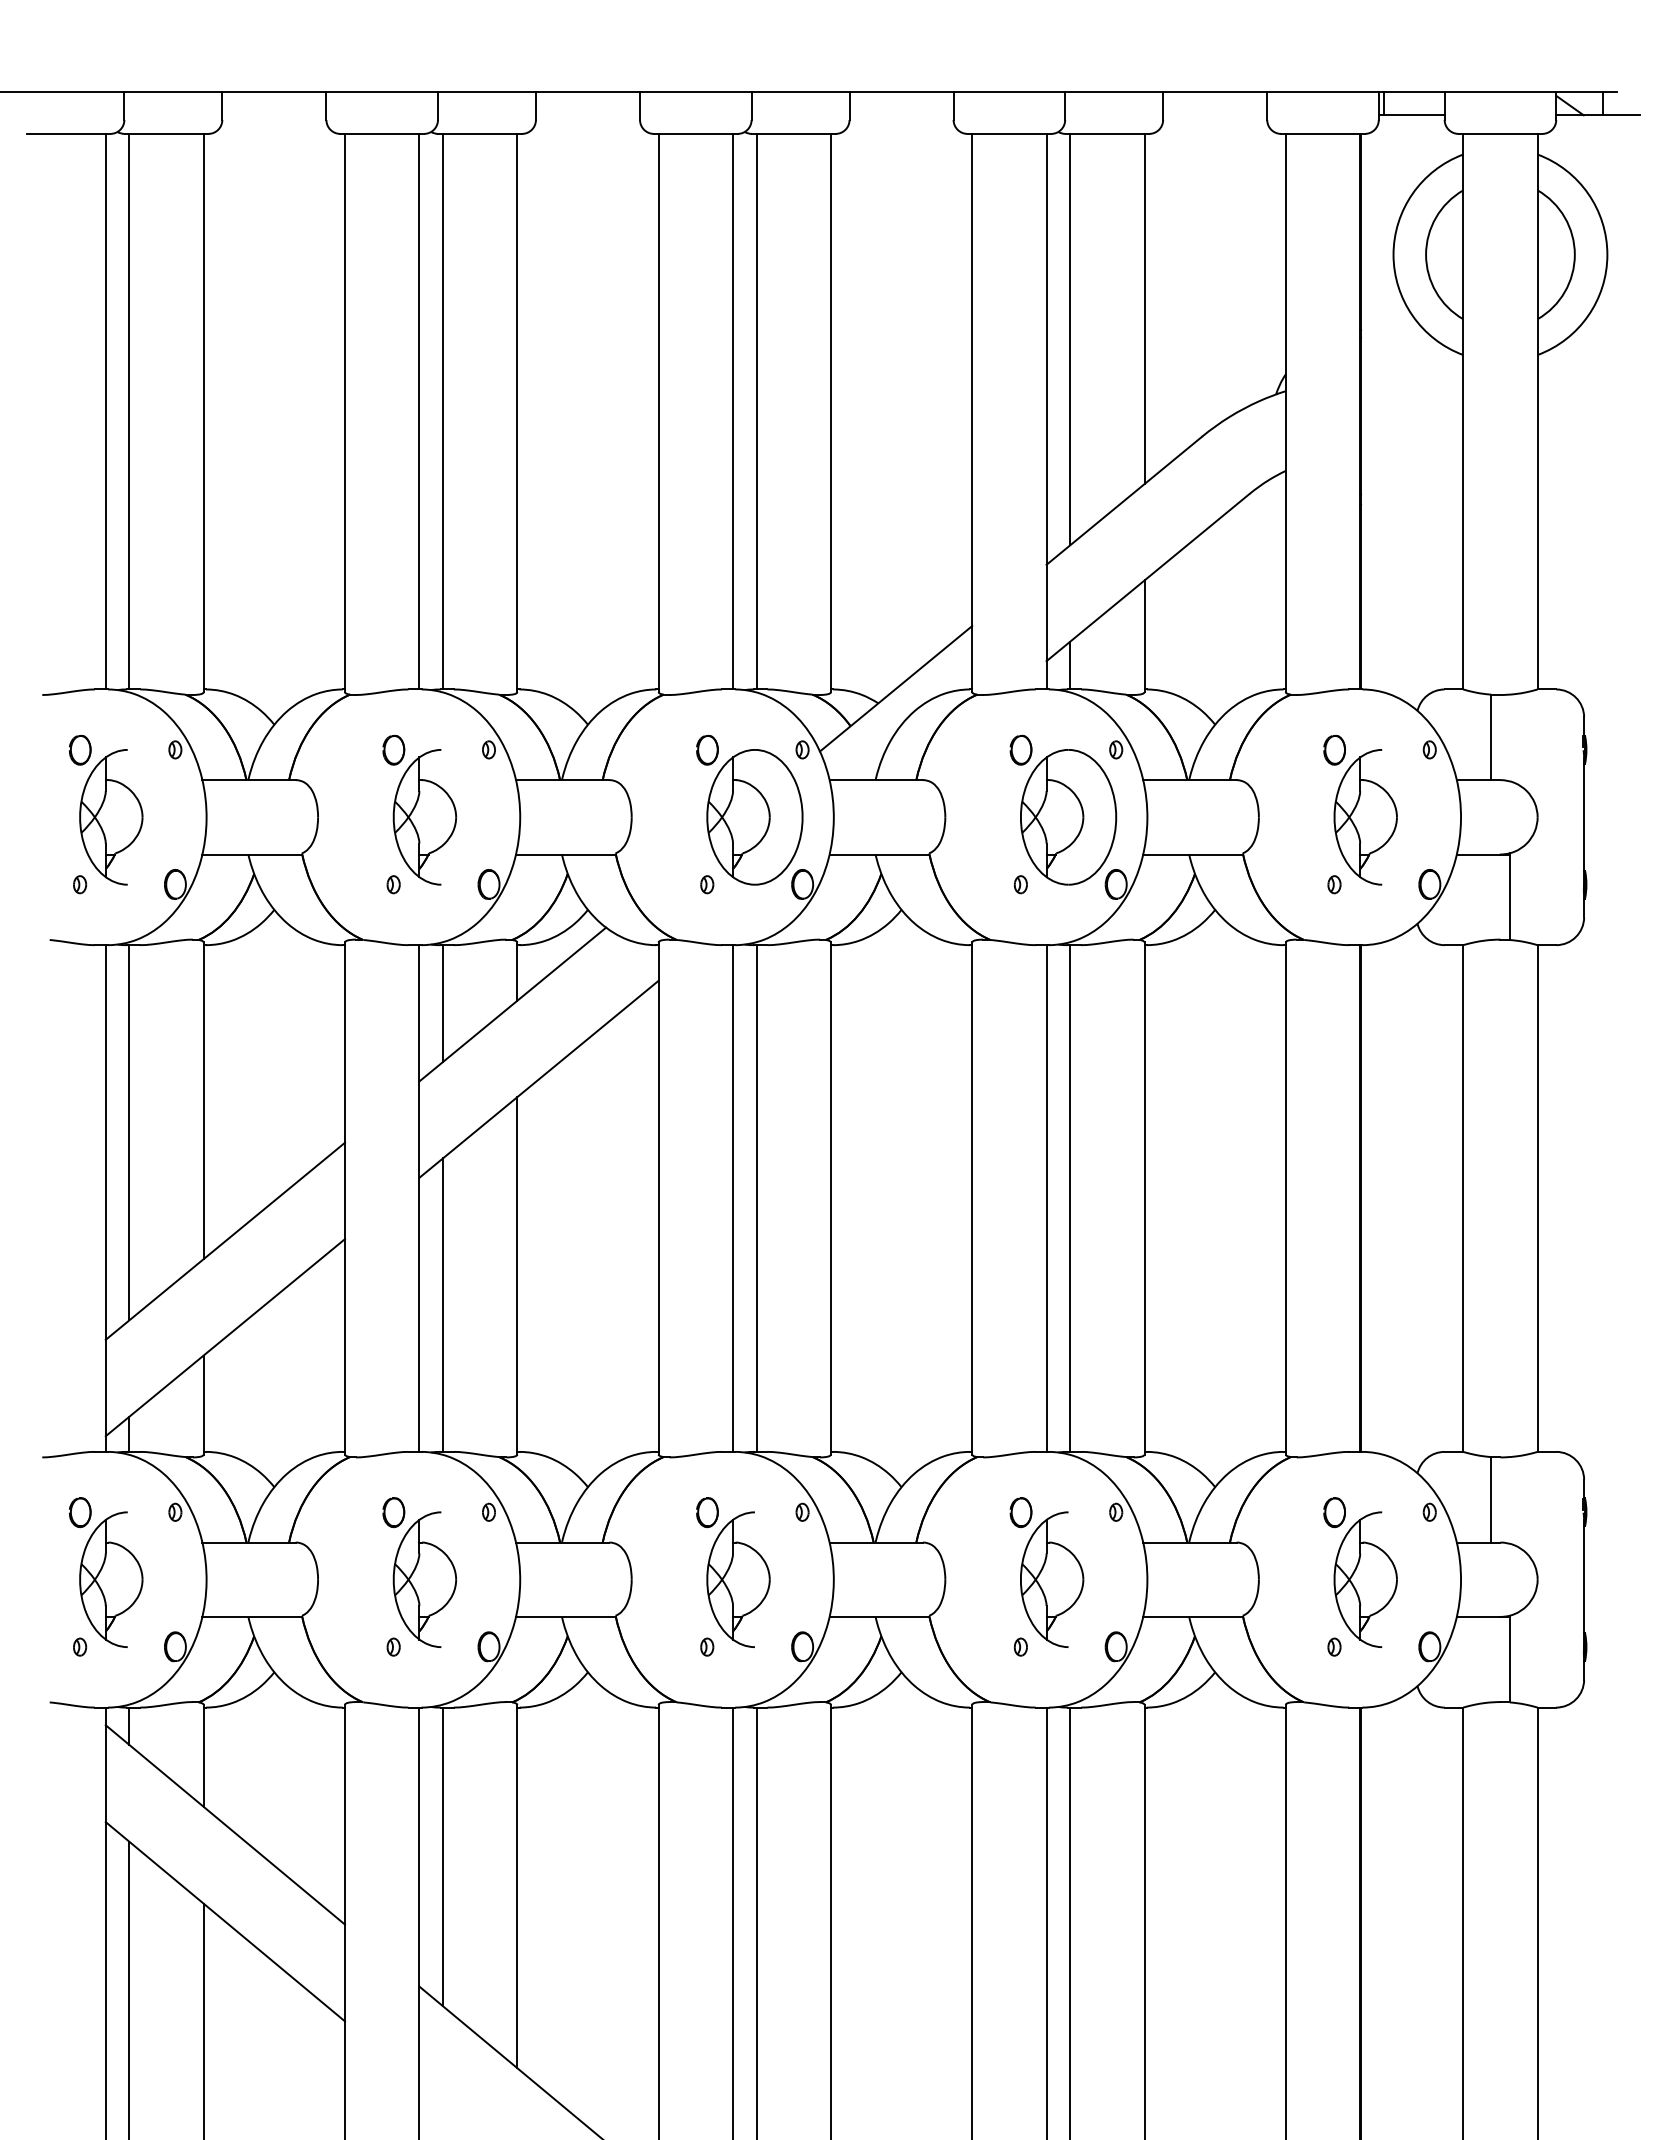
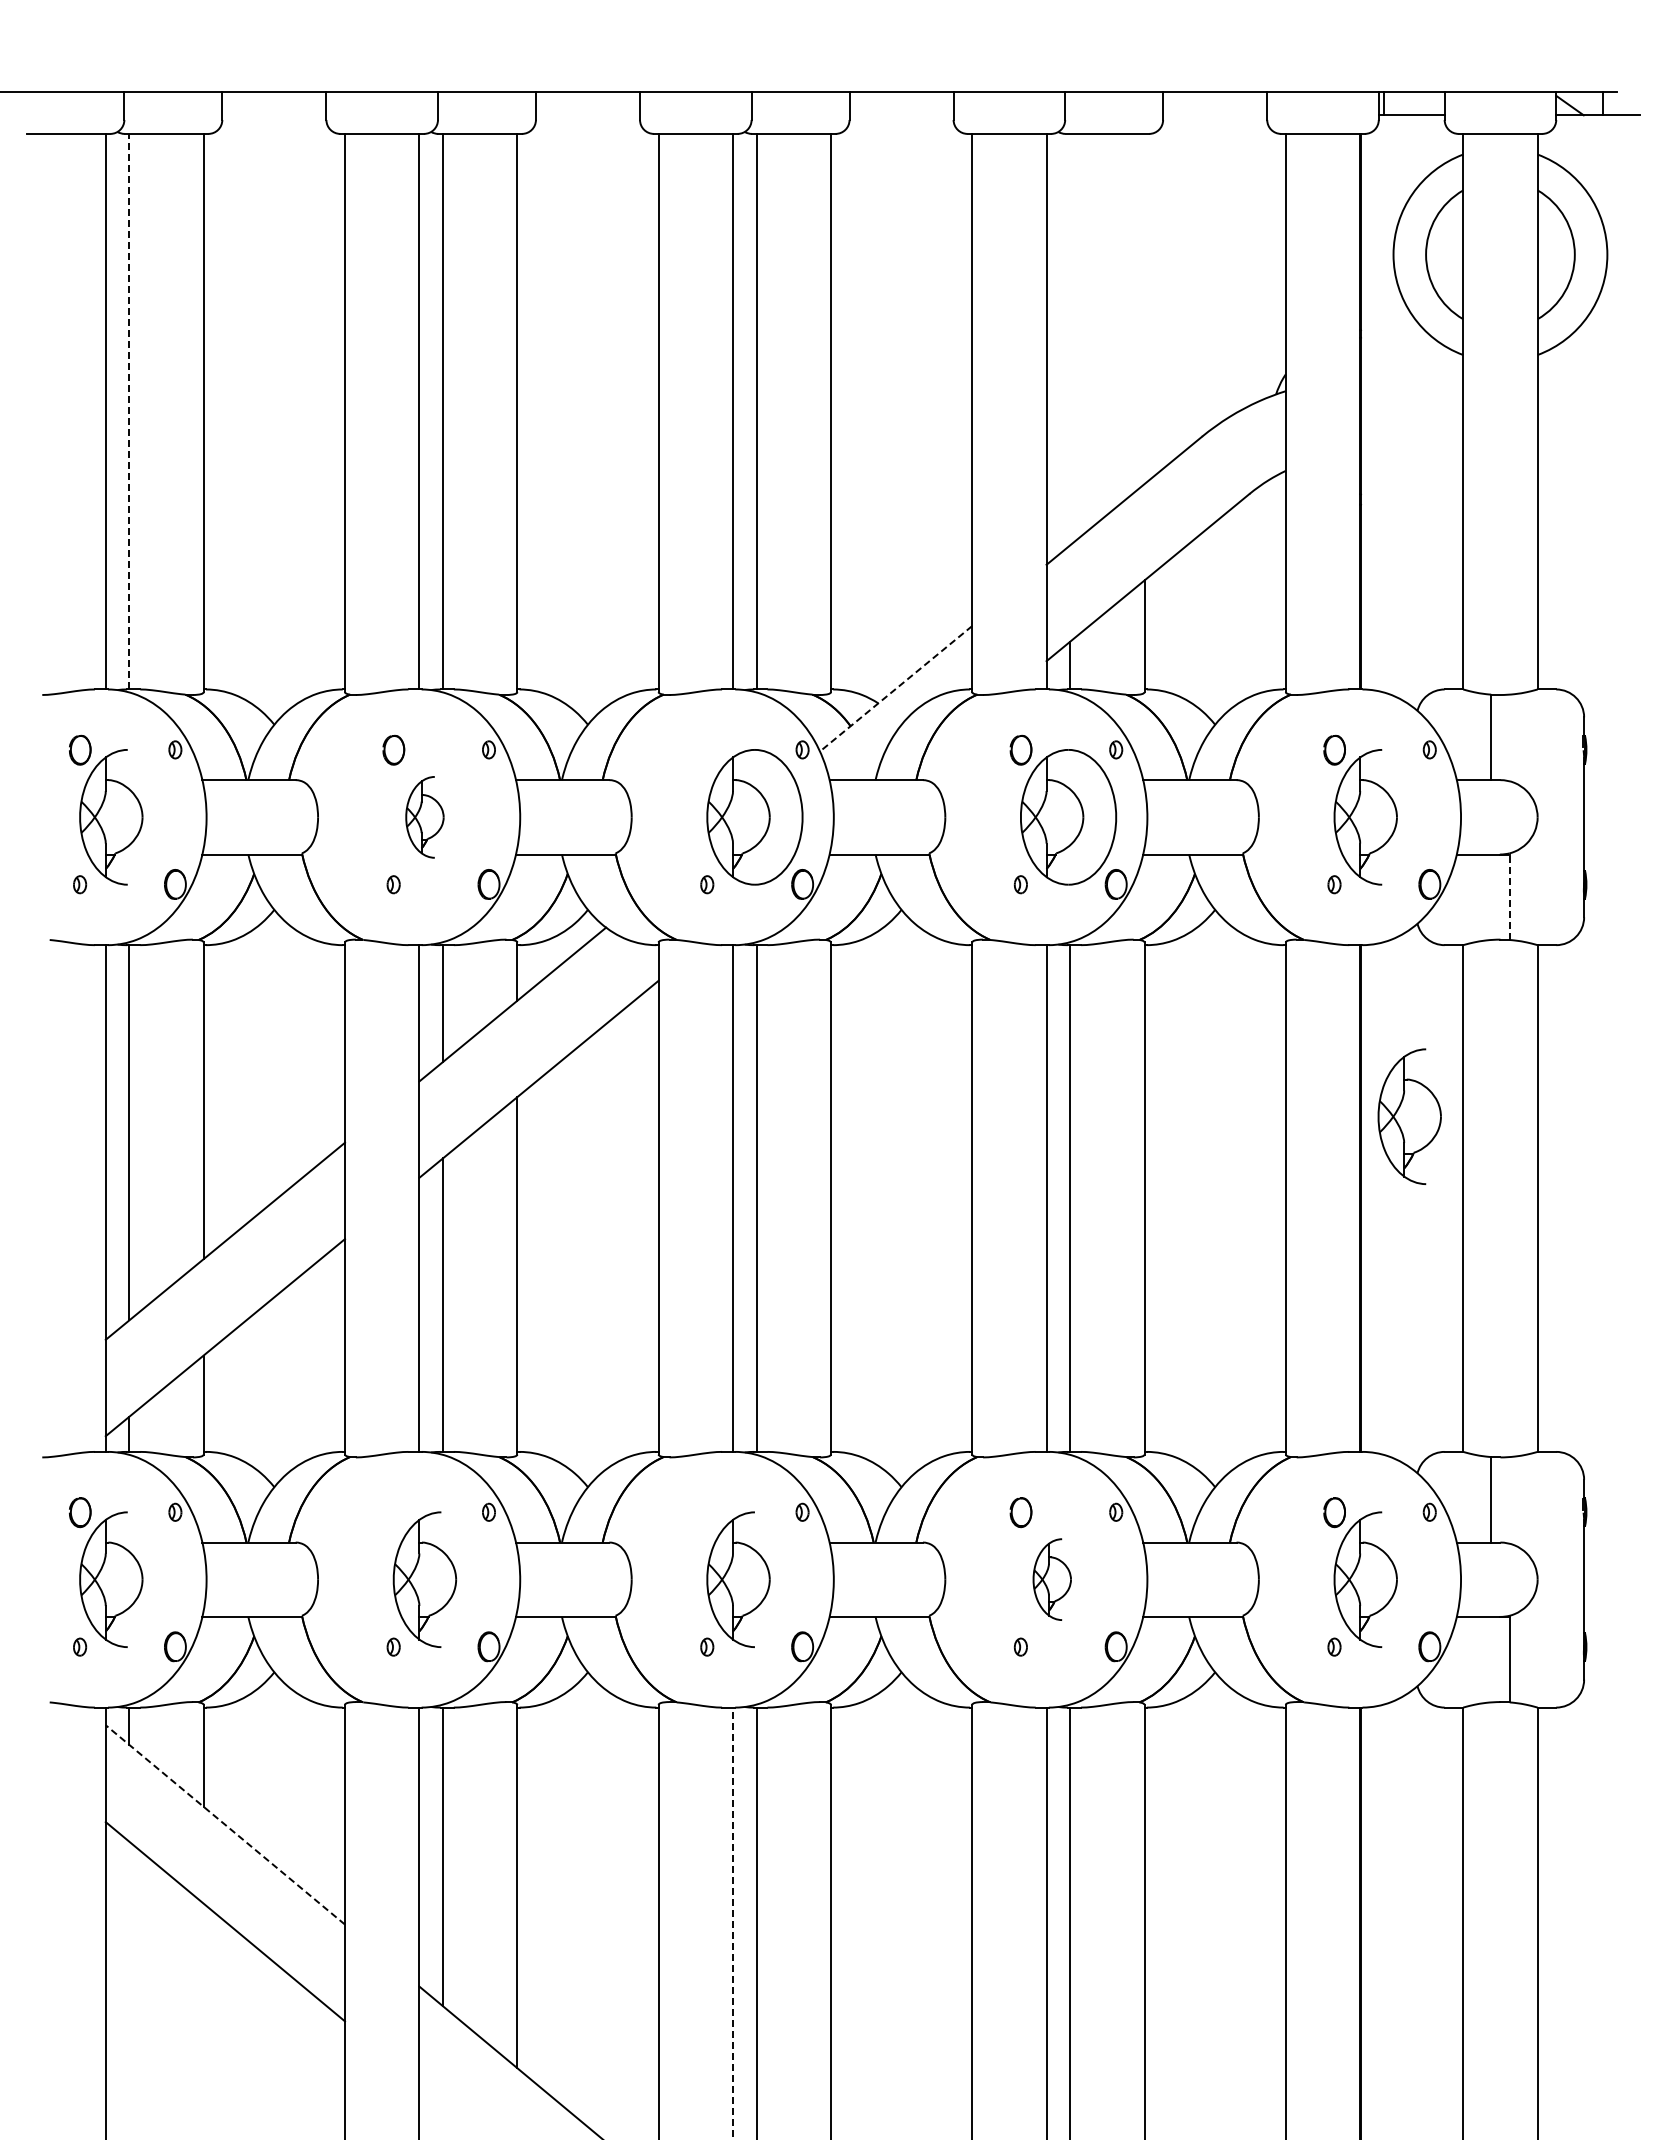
line: present -> none (1144, 308)
line: present -> none (1070, 339)
line: solid -> dashed (129, 411)
line: solid -> dashed (896, 688)
part: present -> none (707, 749)
part size: 66x137 px -> 40x83 px (424, 817)
line: solid -> dashed (1509, 896)
part: none -> present (1409, 1116)
part: present -> none (393, 1512)
part: present -> none (707, 1512)
part size: 65x137 px -> 40x83 px (1051, 1579)
line: solid -> dashed (225, 1824)
line: solid -> dashed (733, 1923)
line: present -> none (129, 1988)
line: present -> none (203, 2019)
